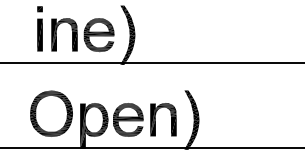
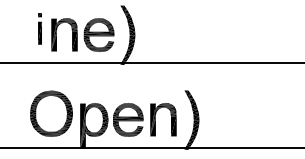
part size: 6x46 px -> 4x32 px (39, 28)
